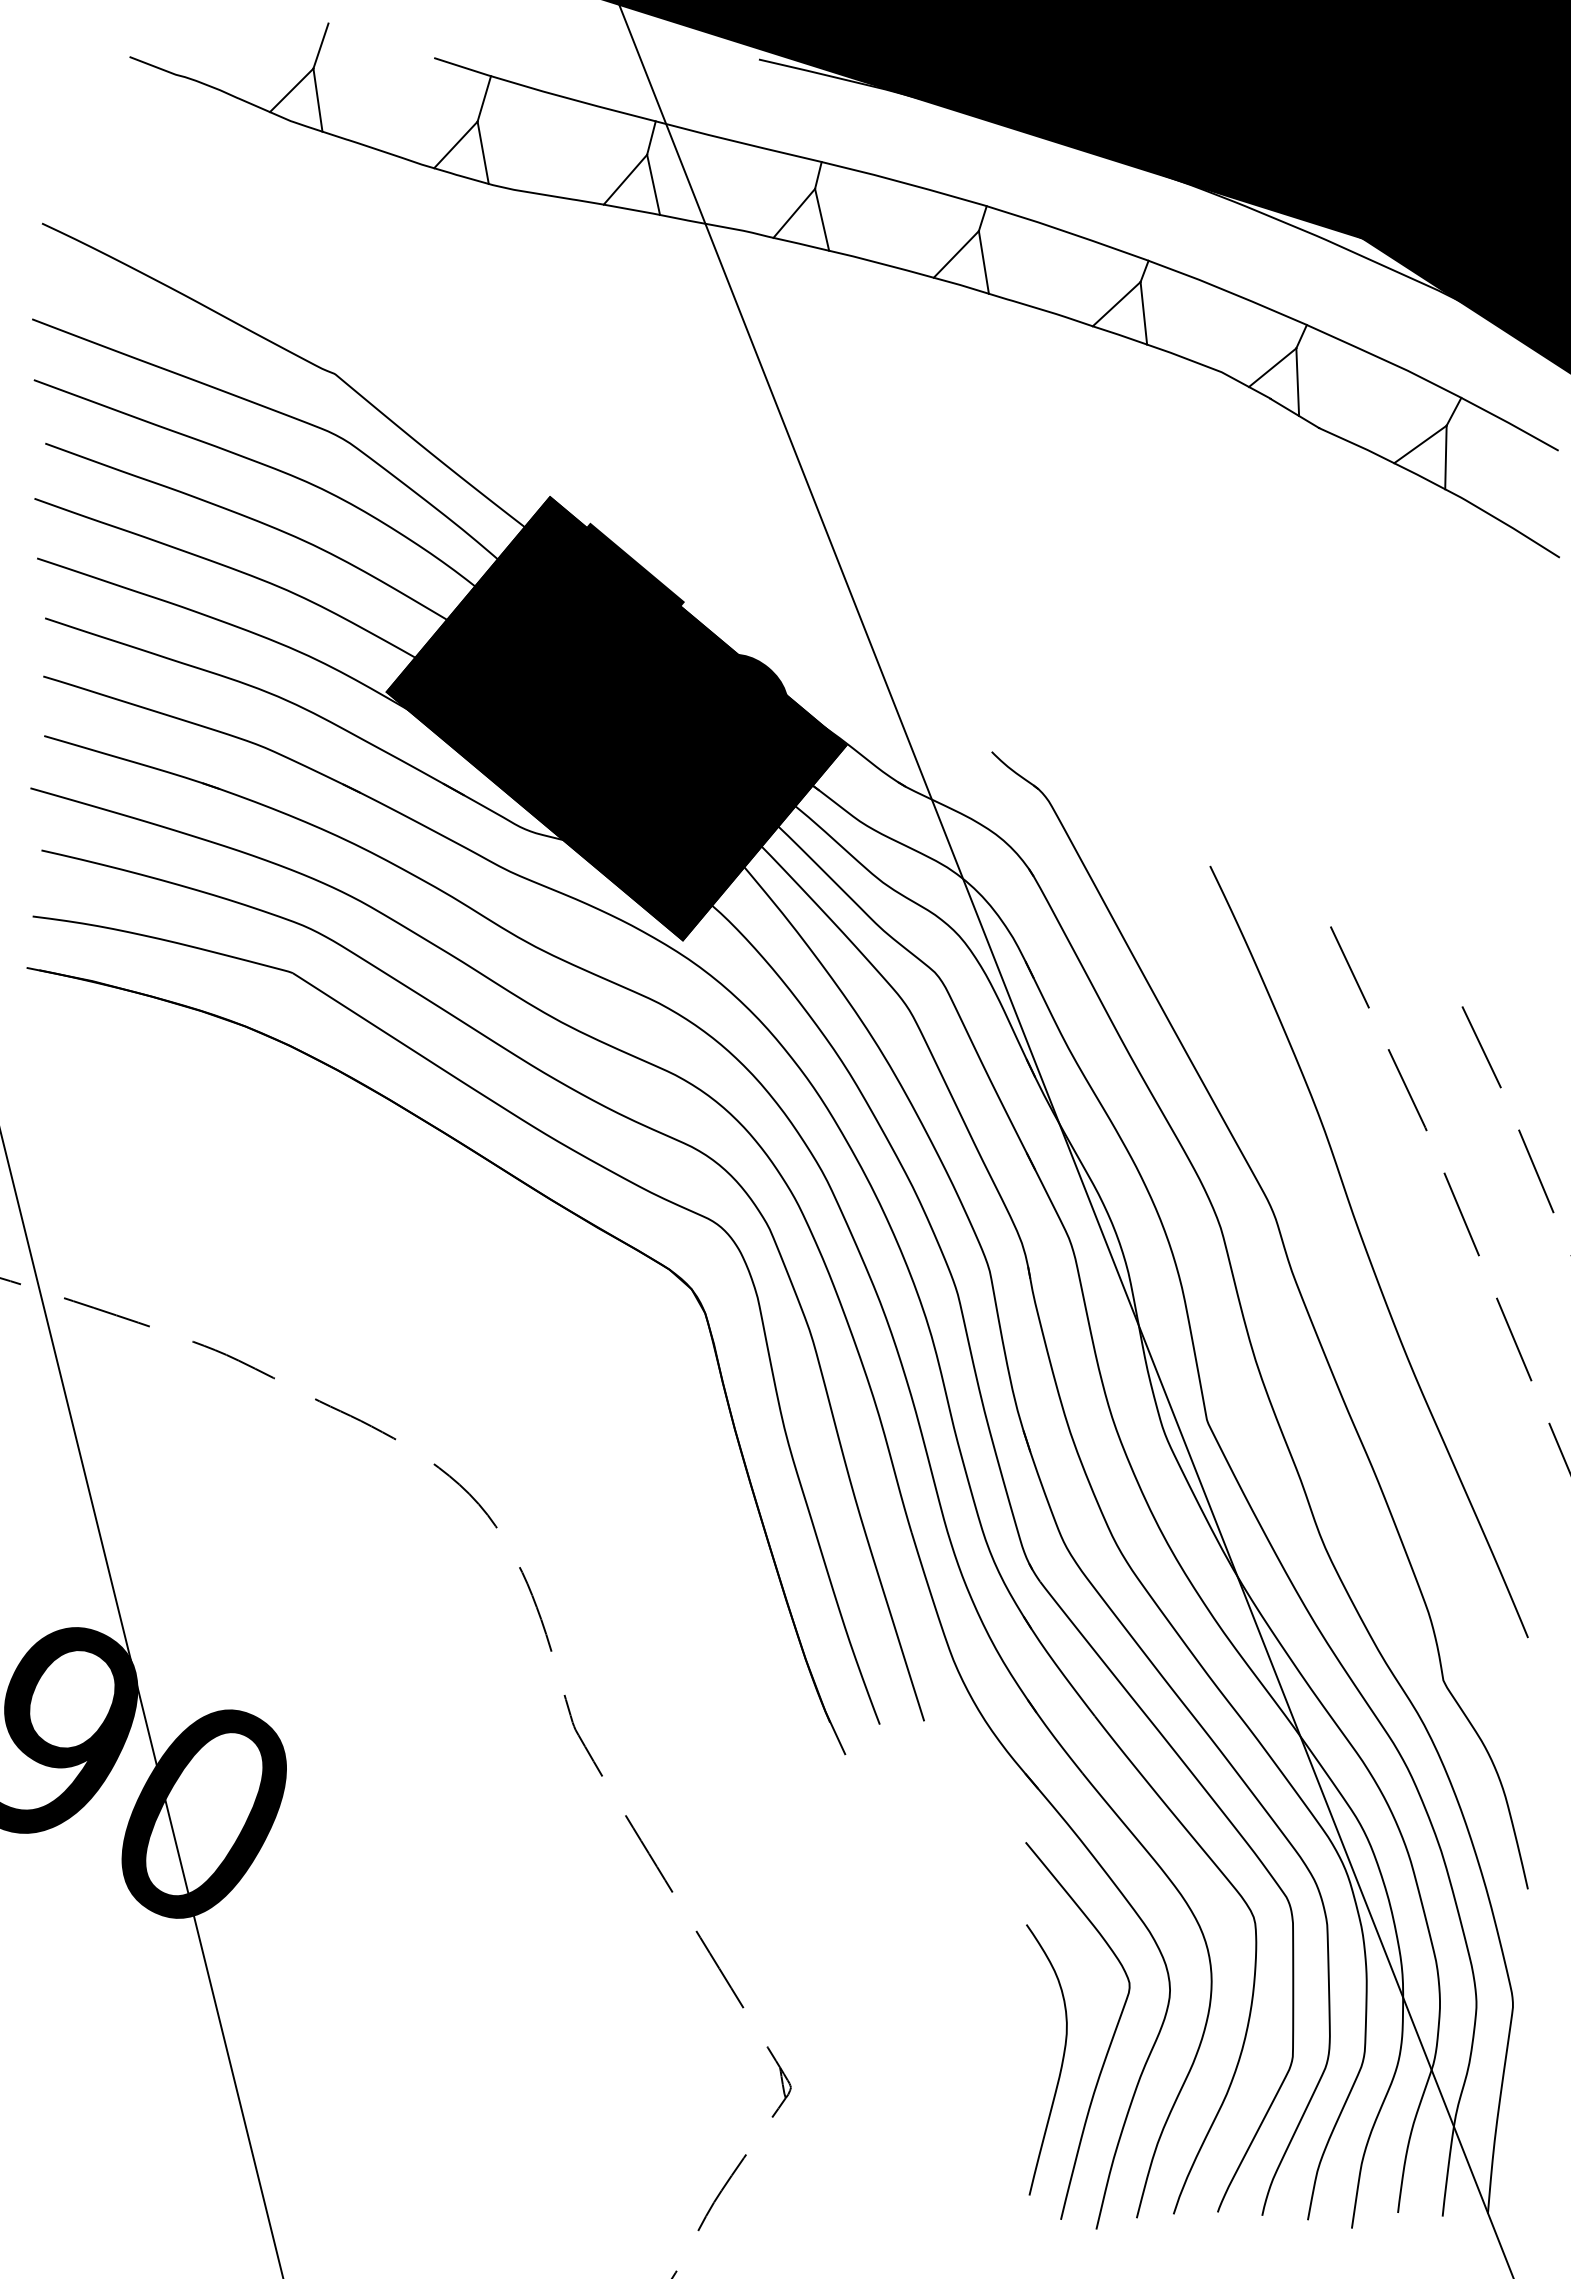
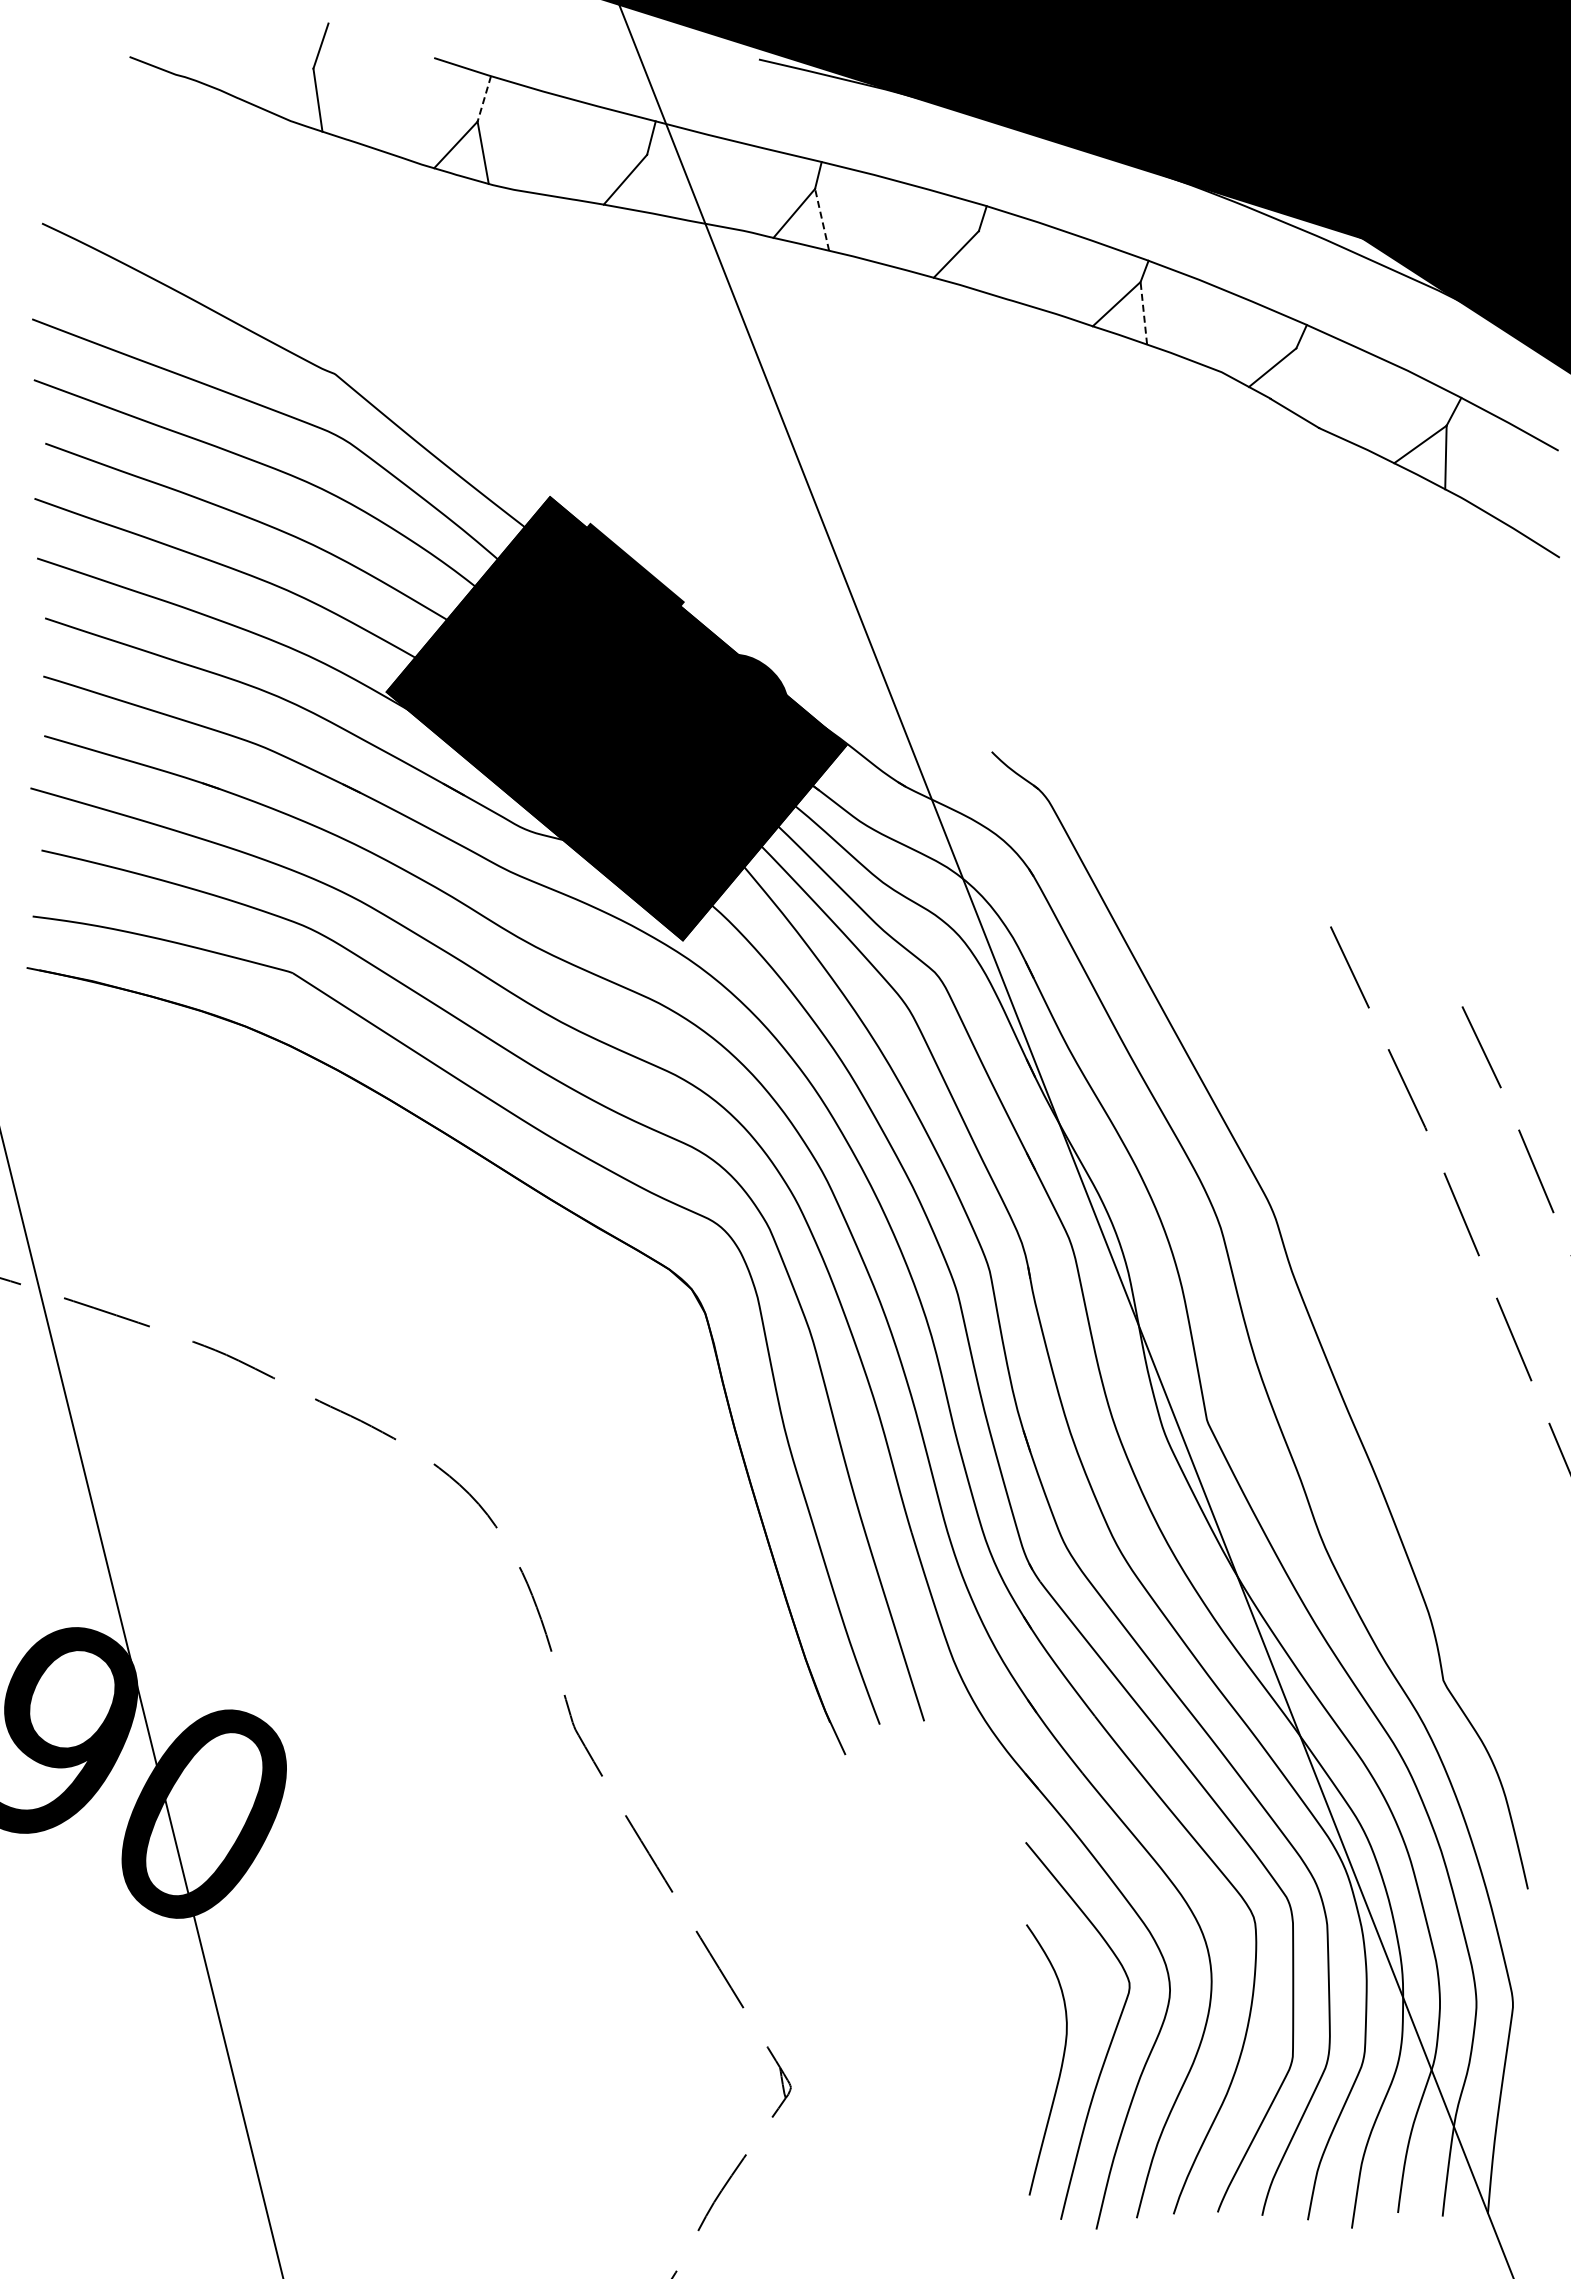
line: present -> none (291, 90)
line: solid -> dashed (484, 98)
line: present -> none (653, 184)
line: solid -> dashed (822, 219)
line: present -> none (983, 262)
line: solid -> dashed (1143, 312)
line: present -> none (1297, 382)
curve: present -> none (1367, 1251)
